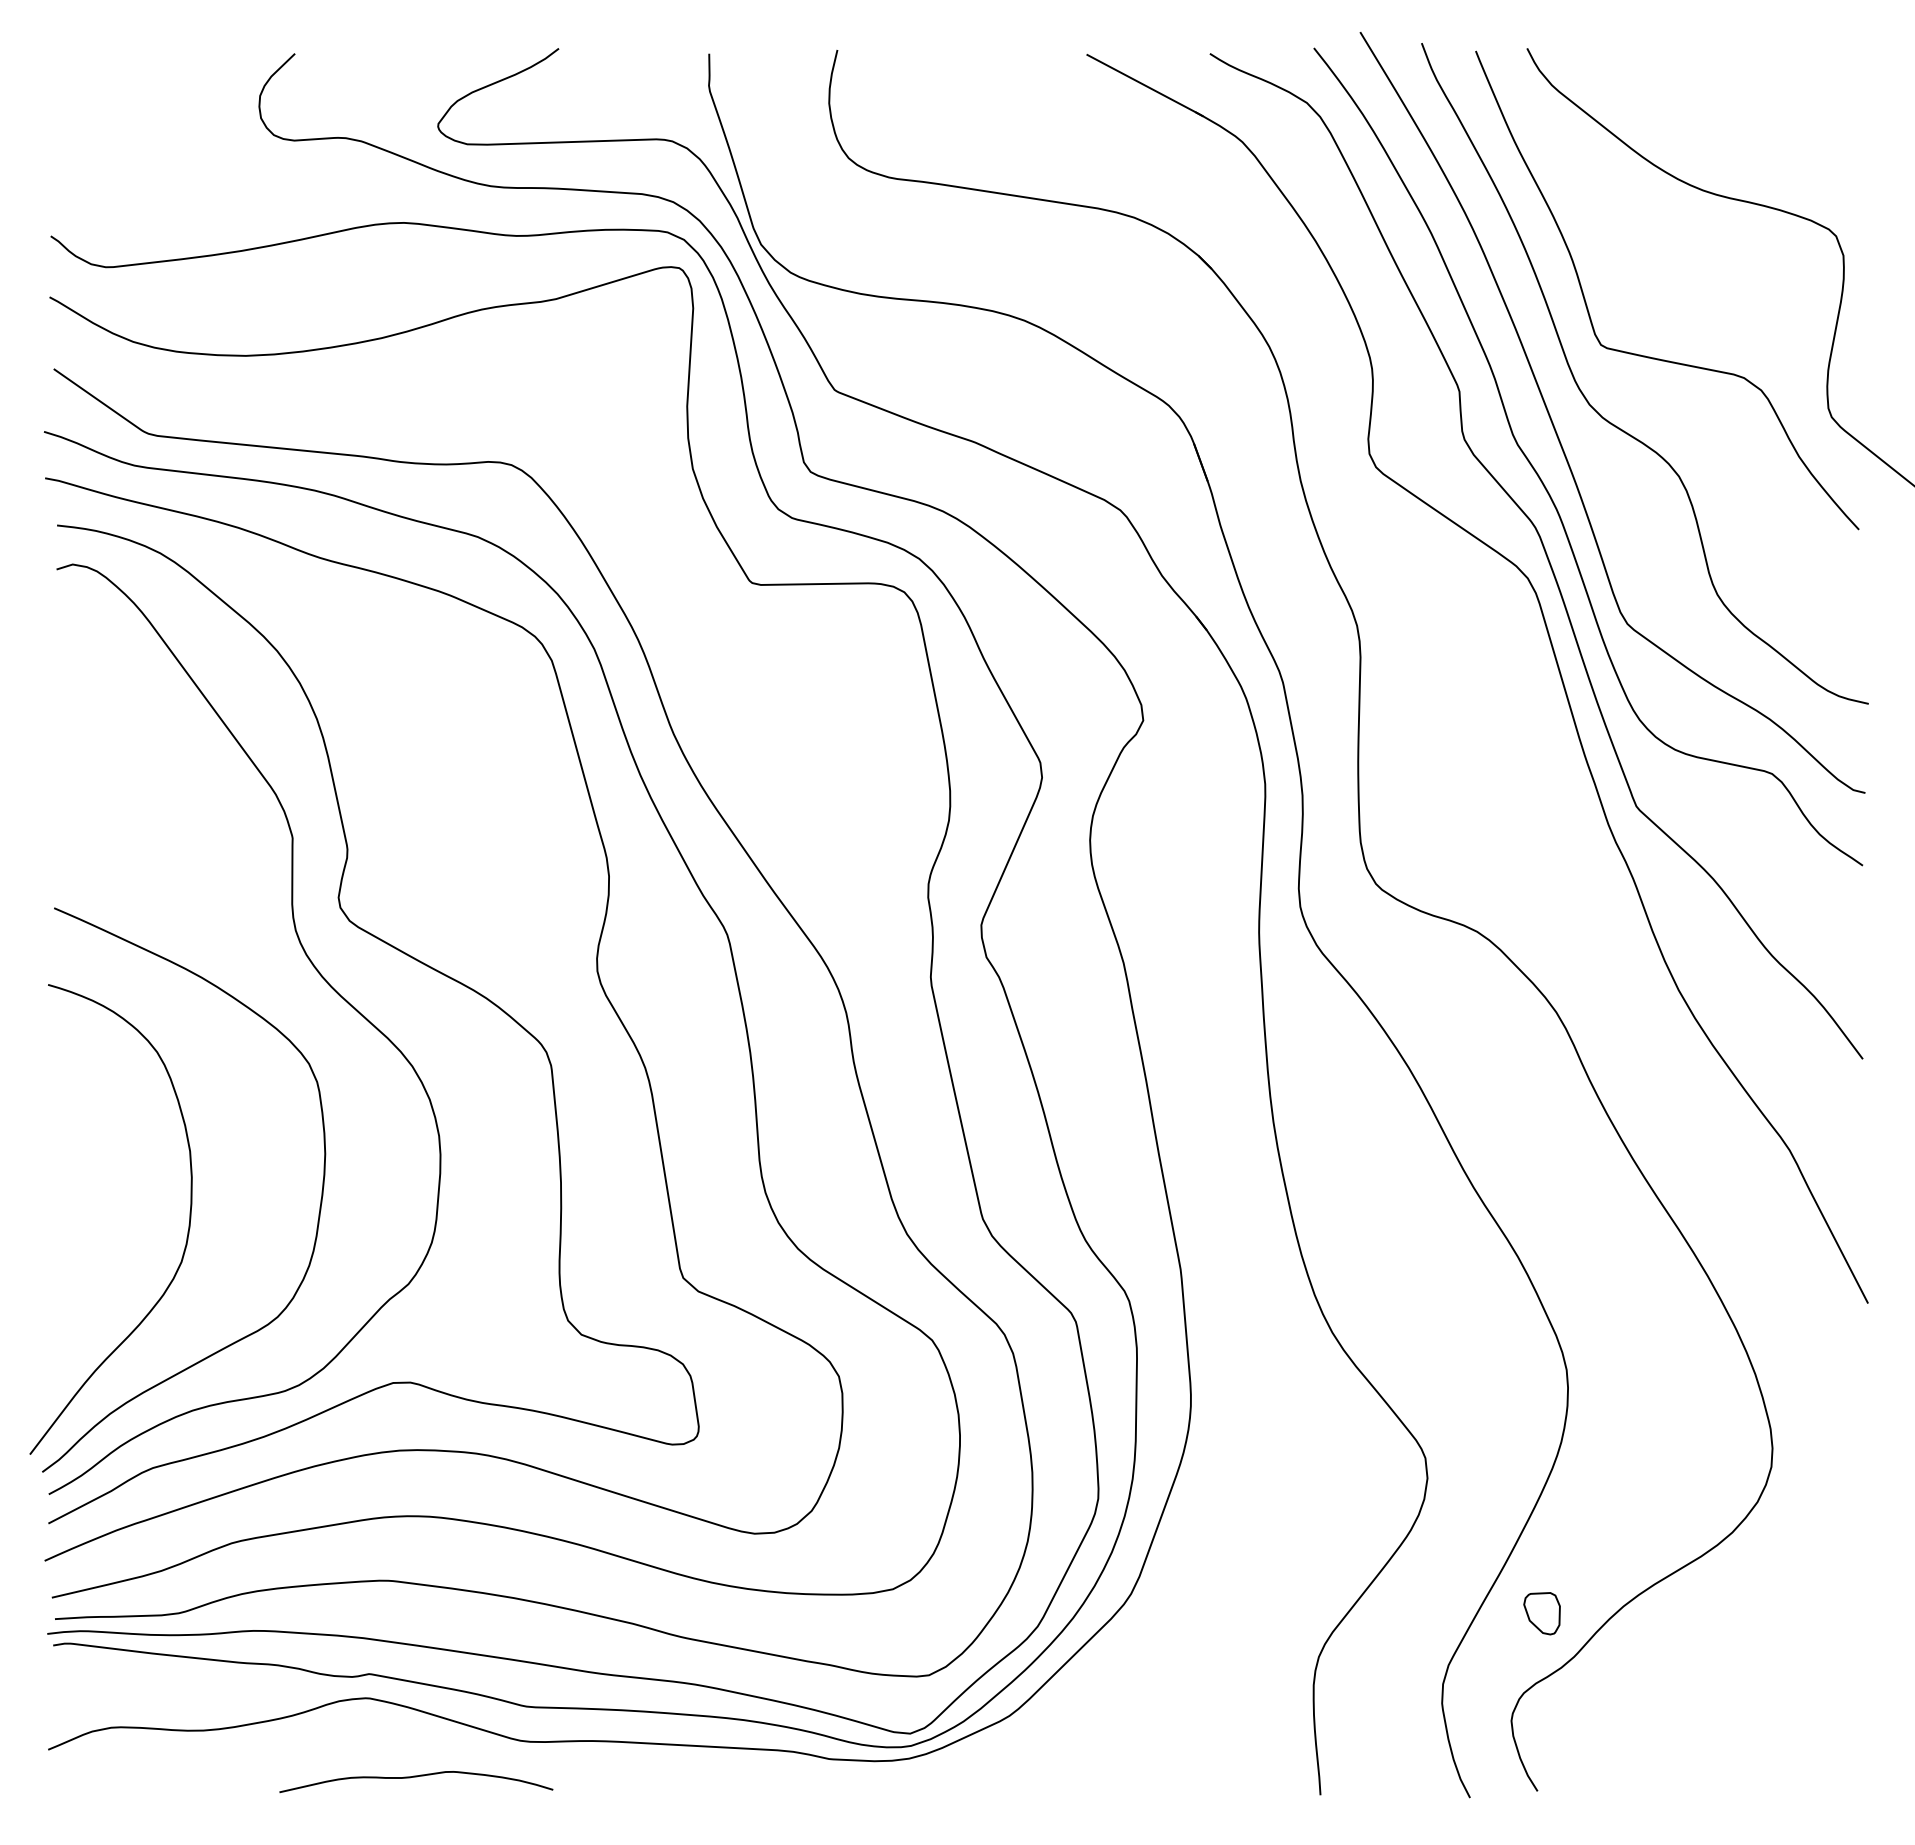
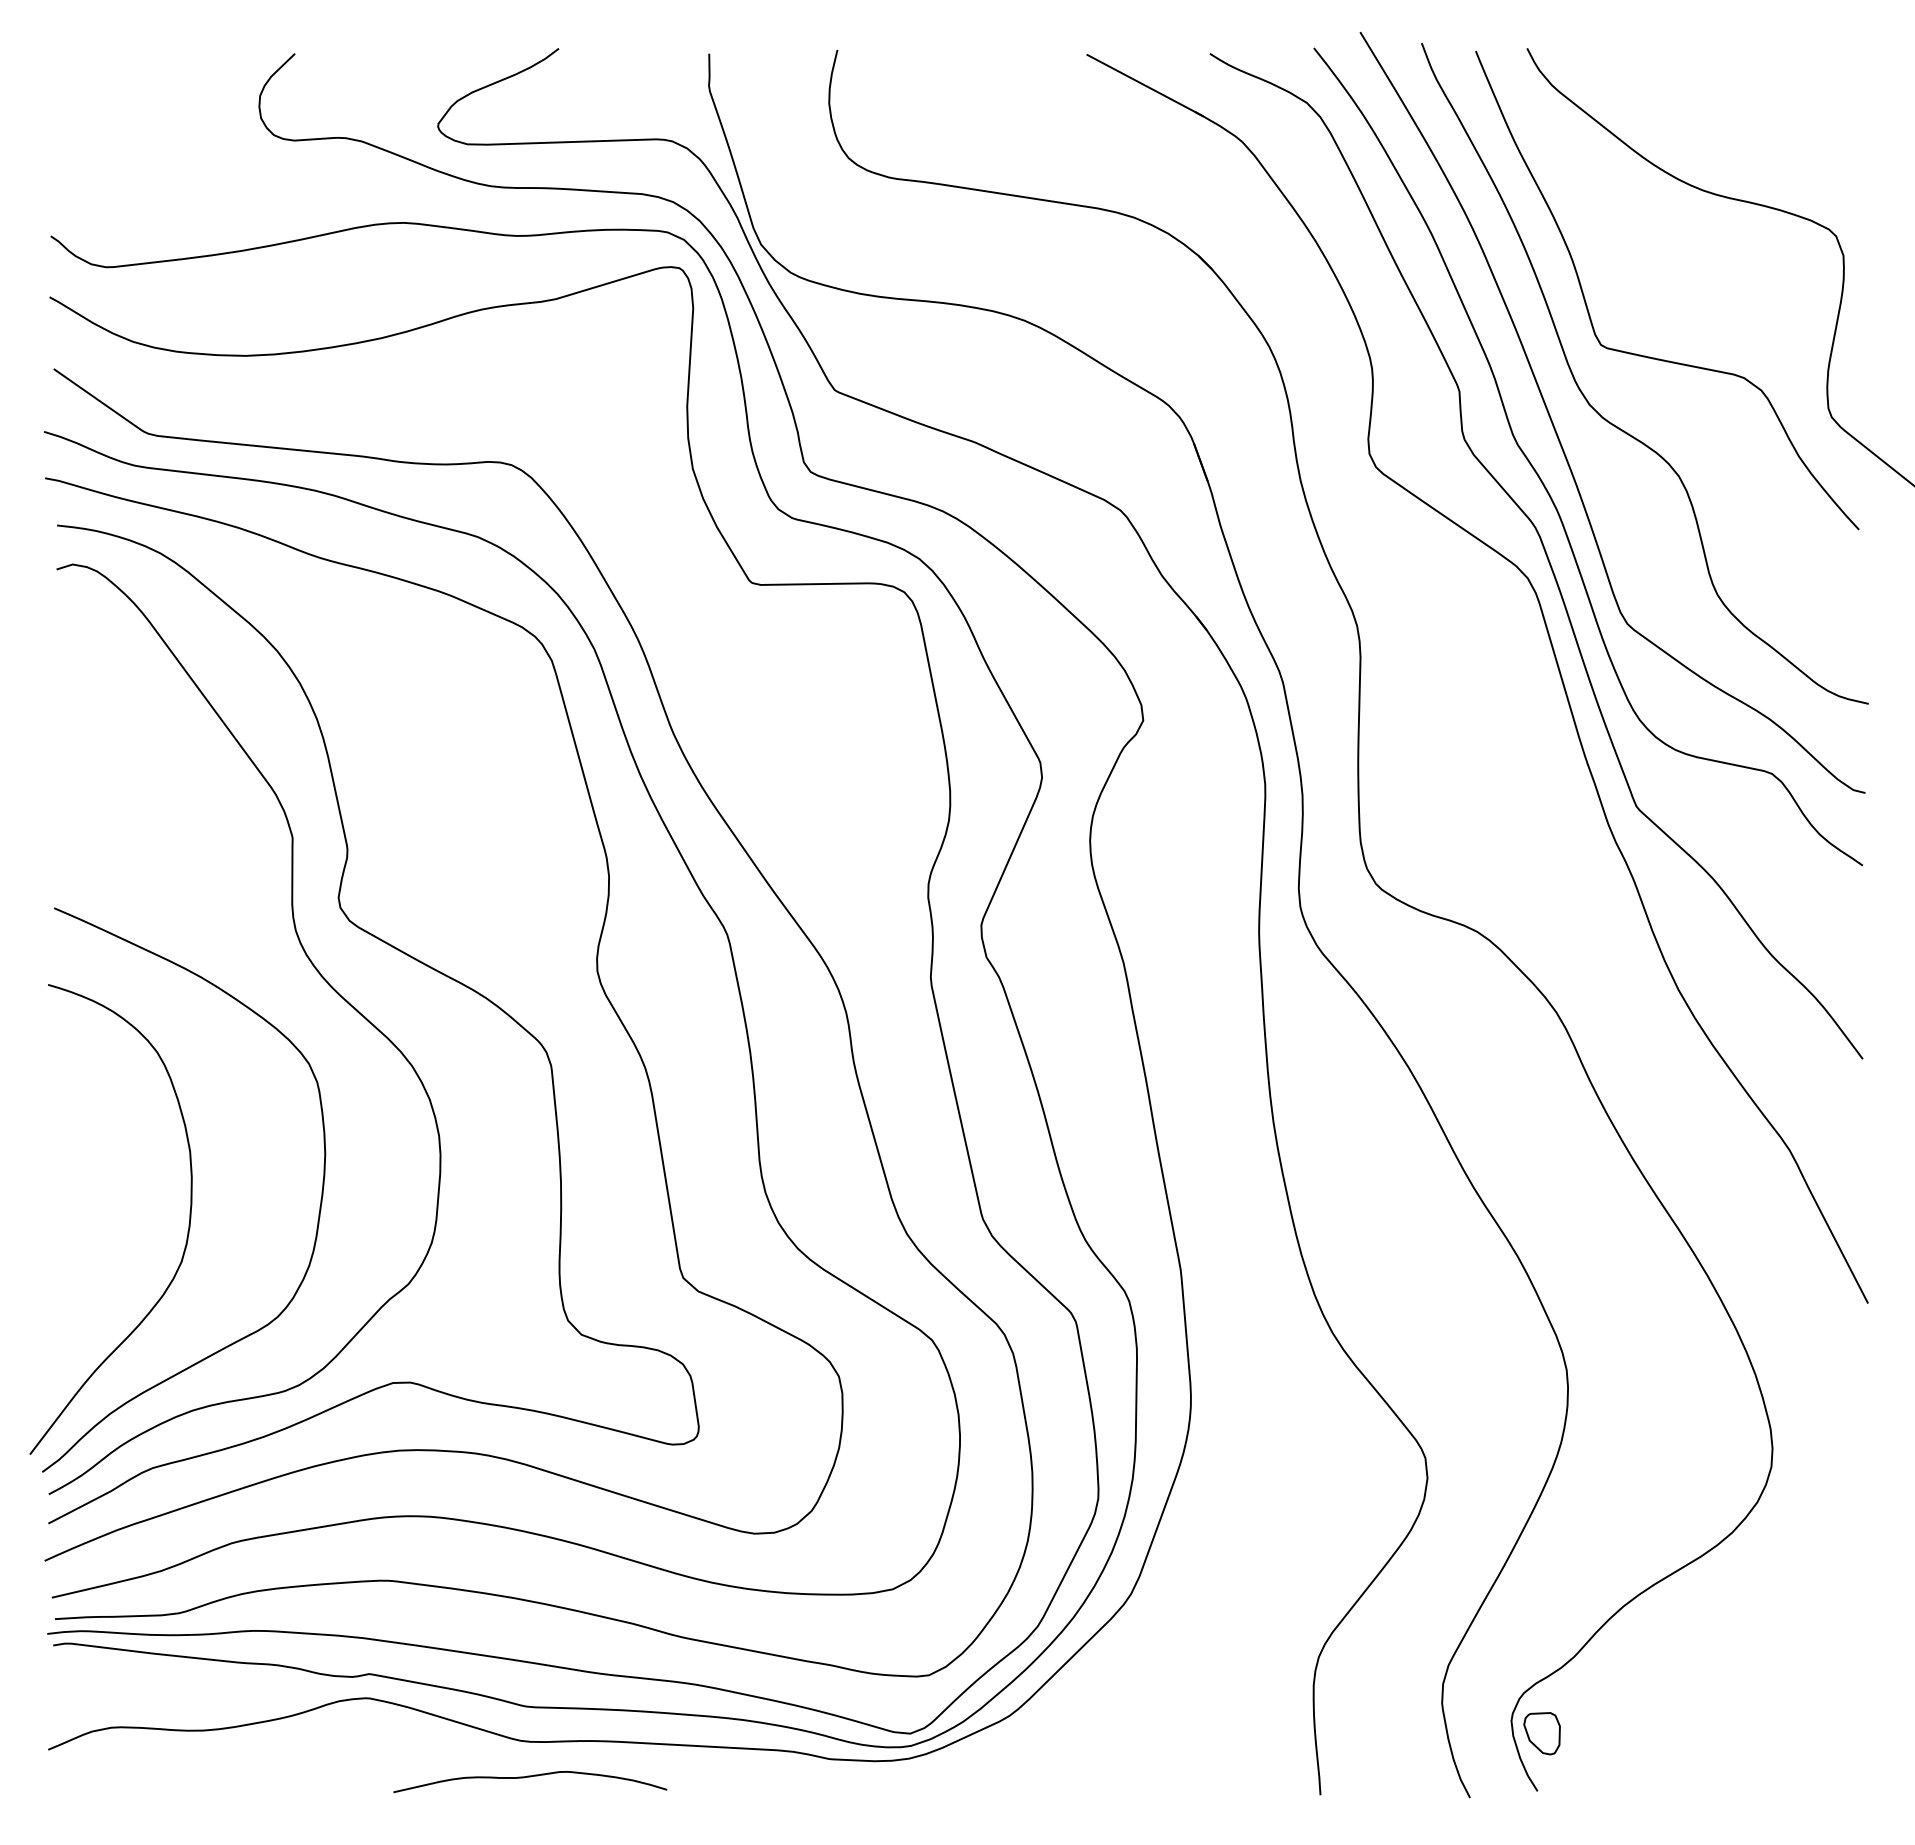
part position: (1541, 1613) -> (1541, 1733) (1541, 1733)
curve position: (416, 1777) -> (530, 1777) (530, 1777)
